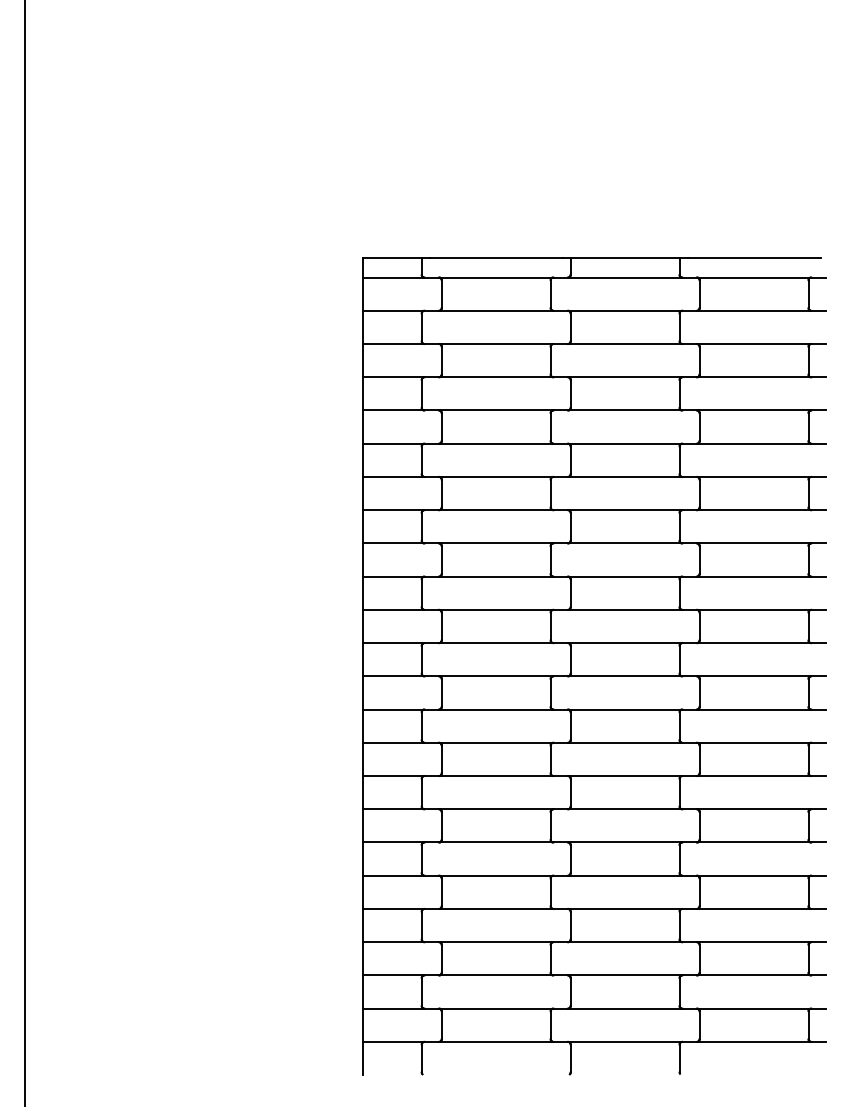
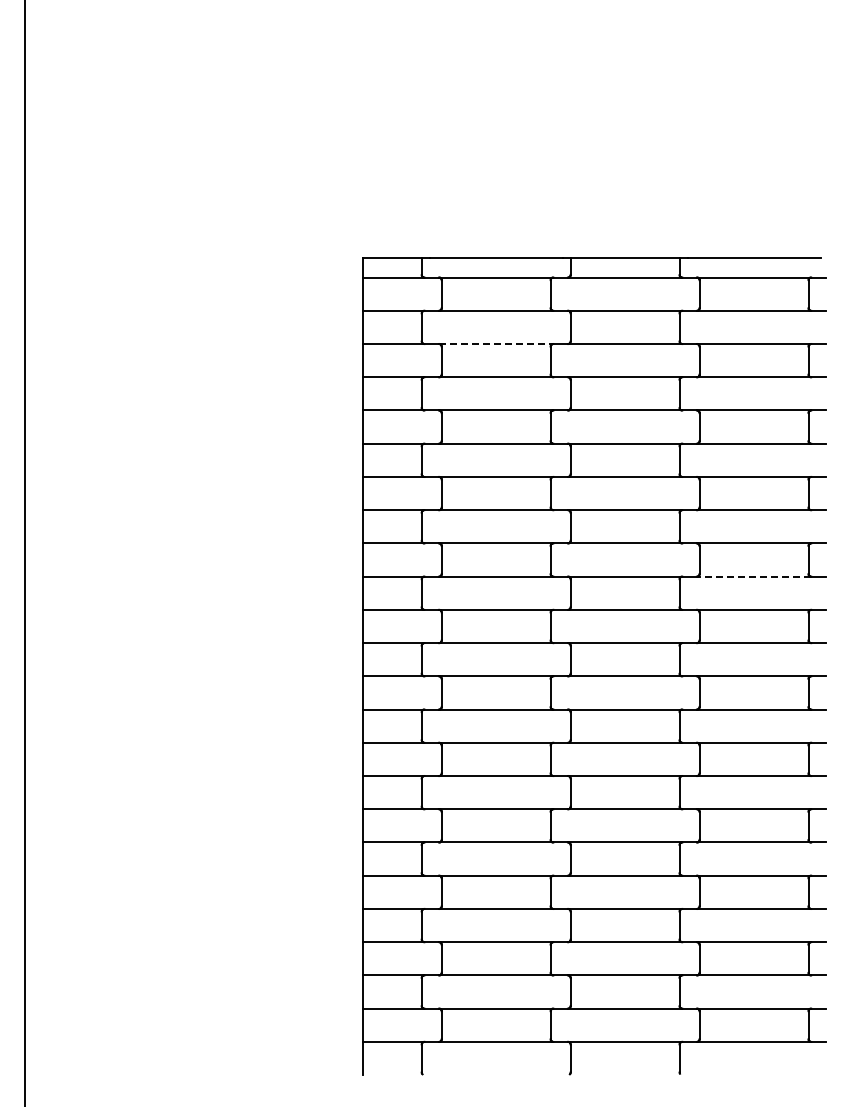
line: solid -> dashed (496, 344)
line: solid -> dashed (753, 576)
